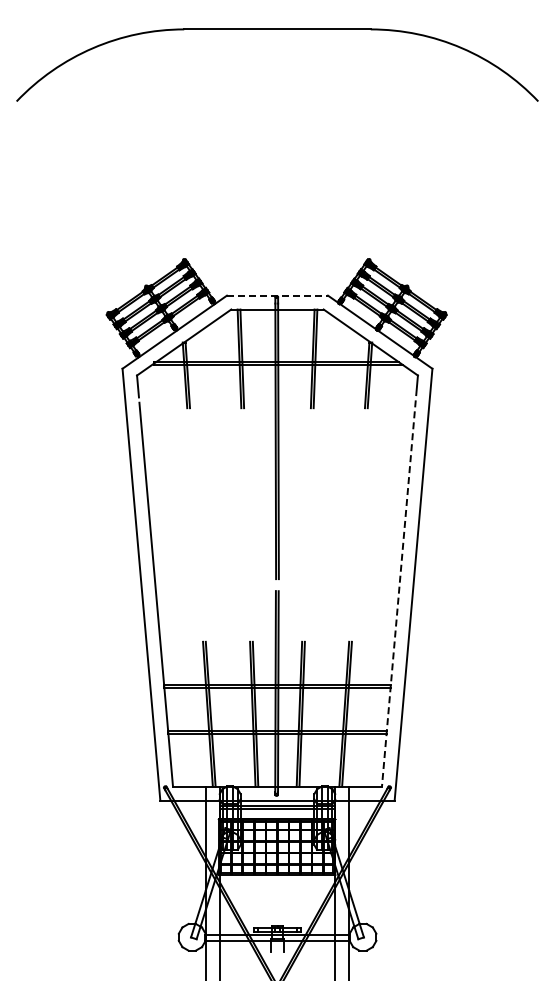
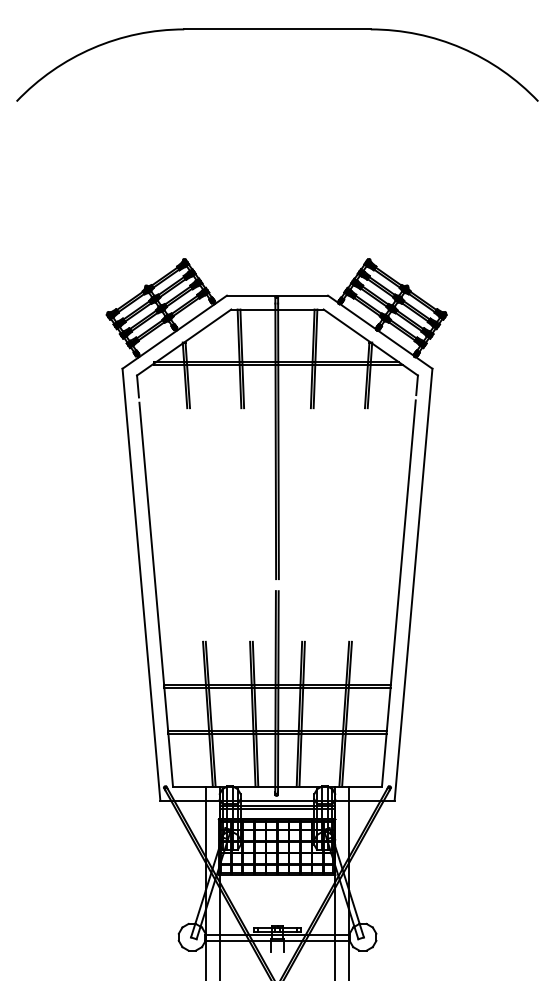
line: dashed -> solid (277, 295)
line: dashed -> solid (398, 593)
